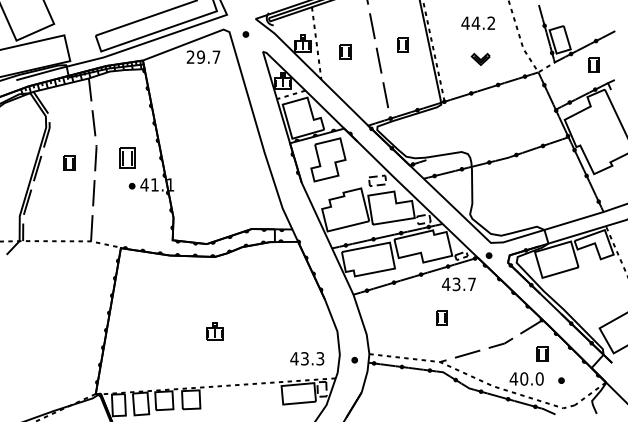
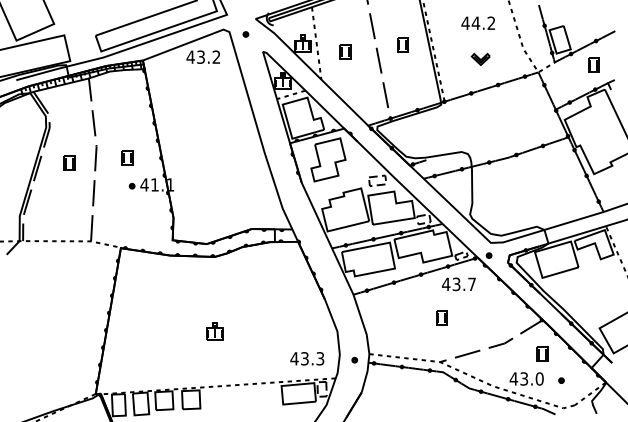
text: 29.7 -> 43.2 (203, 56)
part size: 17x22 px -> 13x16 px (127, 157)
text: 40.0 -> 43.0 (524, 378)
